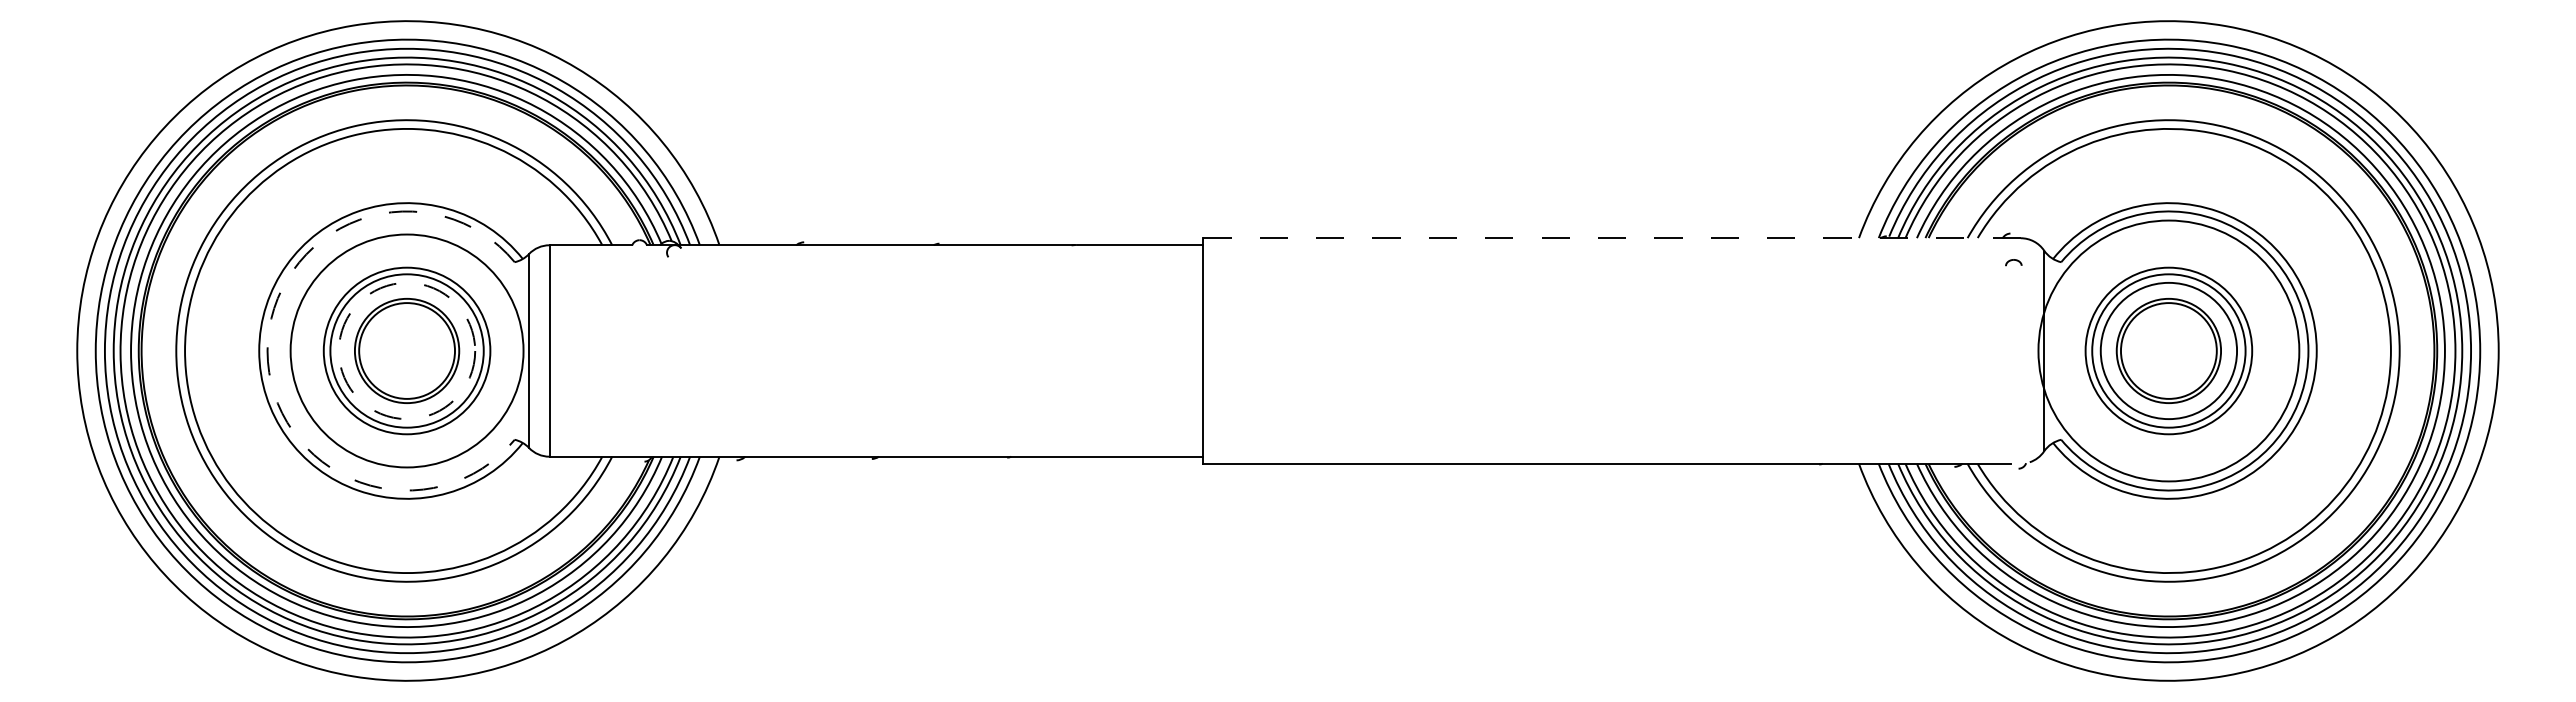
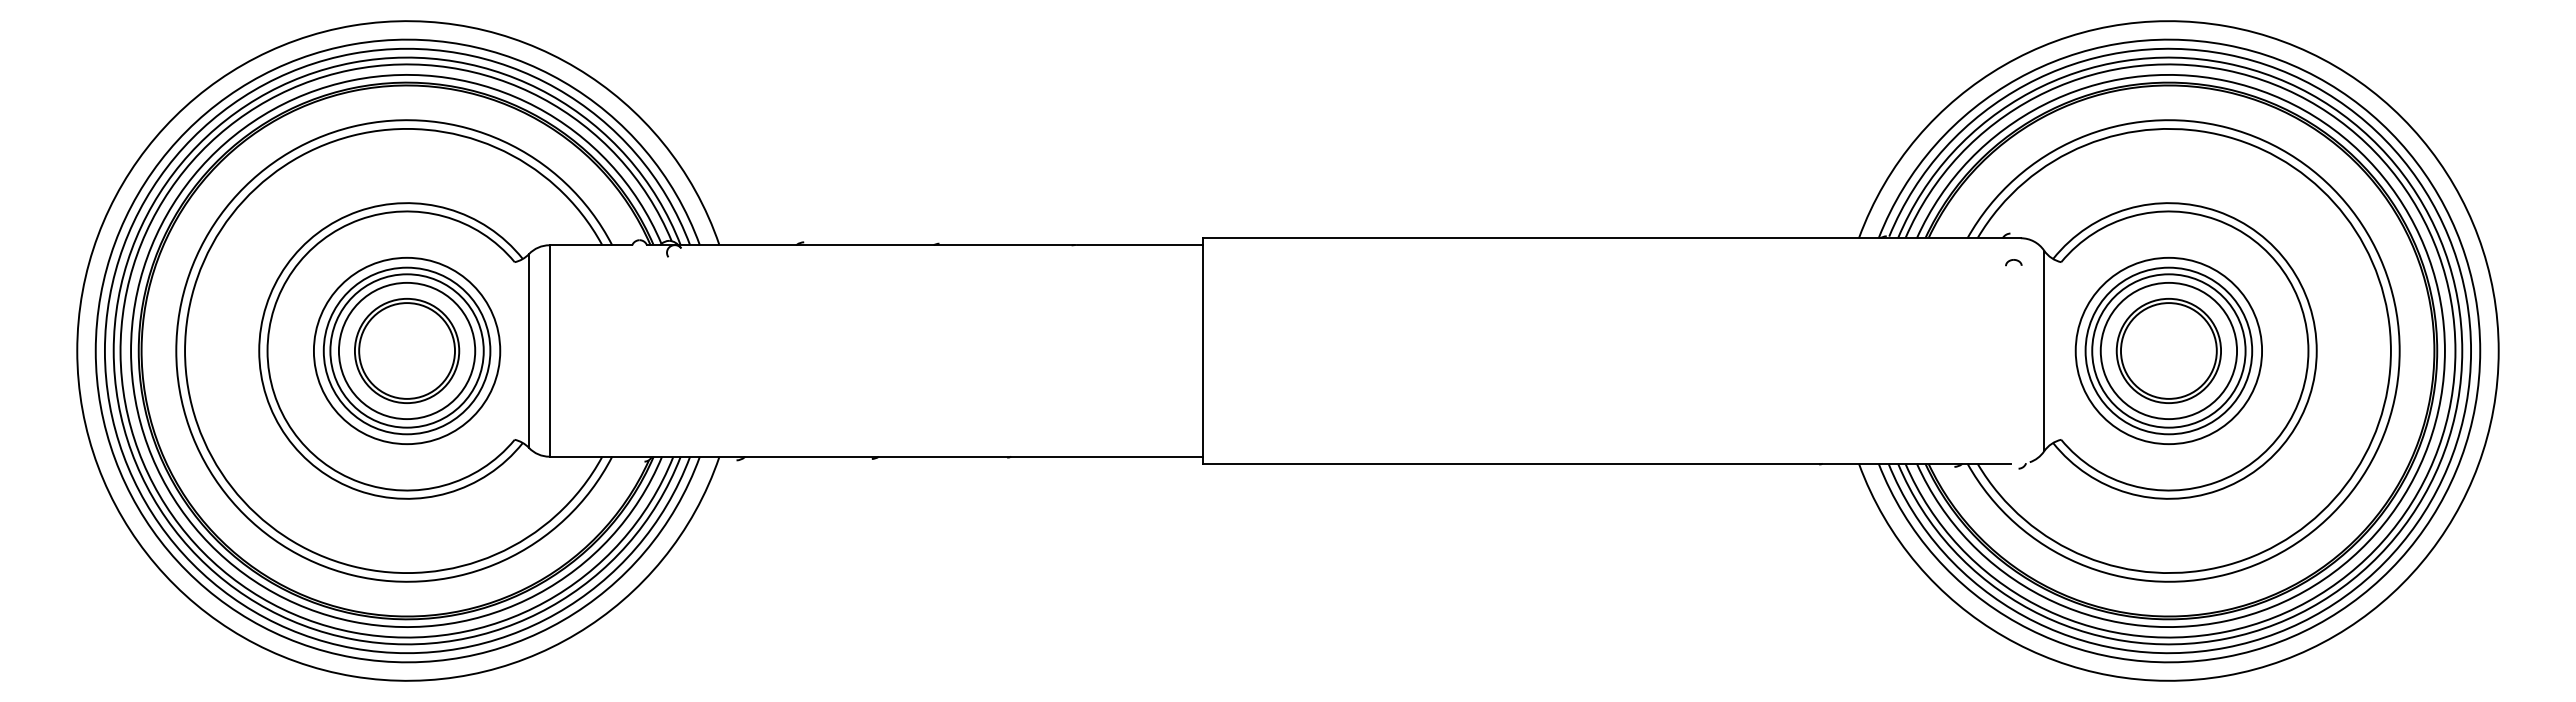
line: dashed -> solid (1612, 238)
circle diameter: 233 px -> 186 px (406, 350)
circle: dashed -> solid (406, 350)
circle diameter: 261 px -> 186 px (2168, 350)
arc: dashed -> solid (267, 351)
